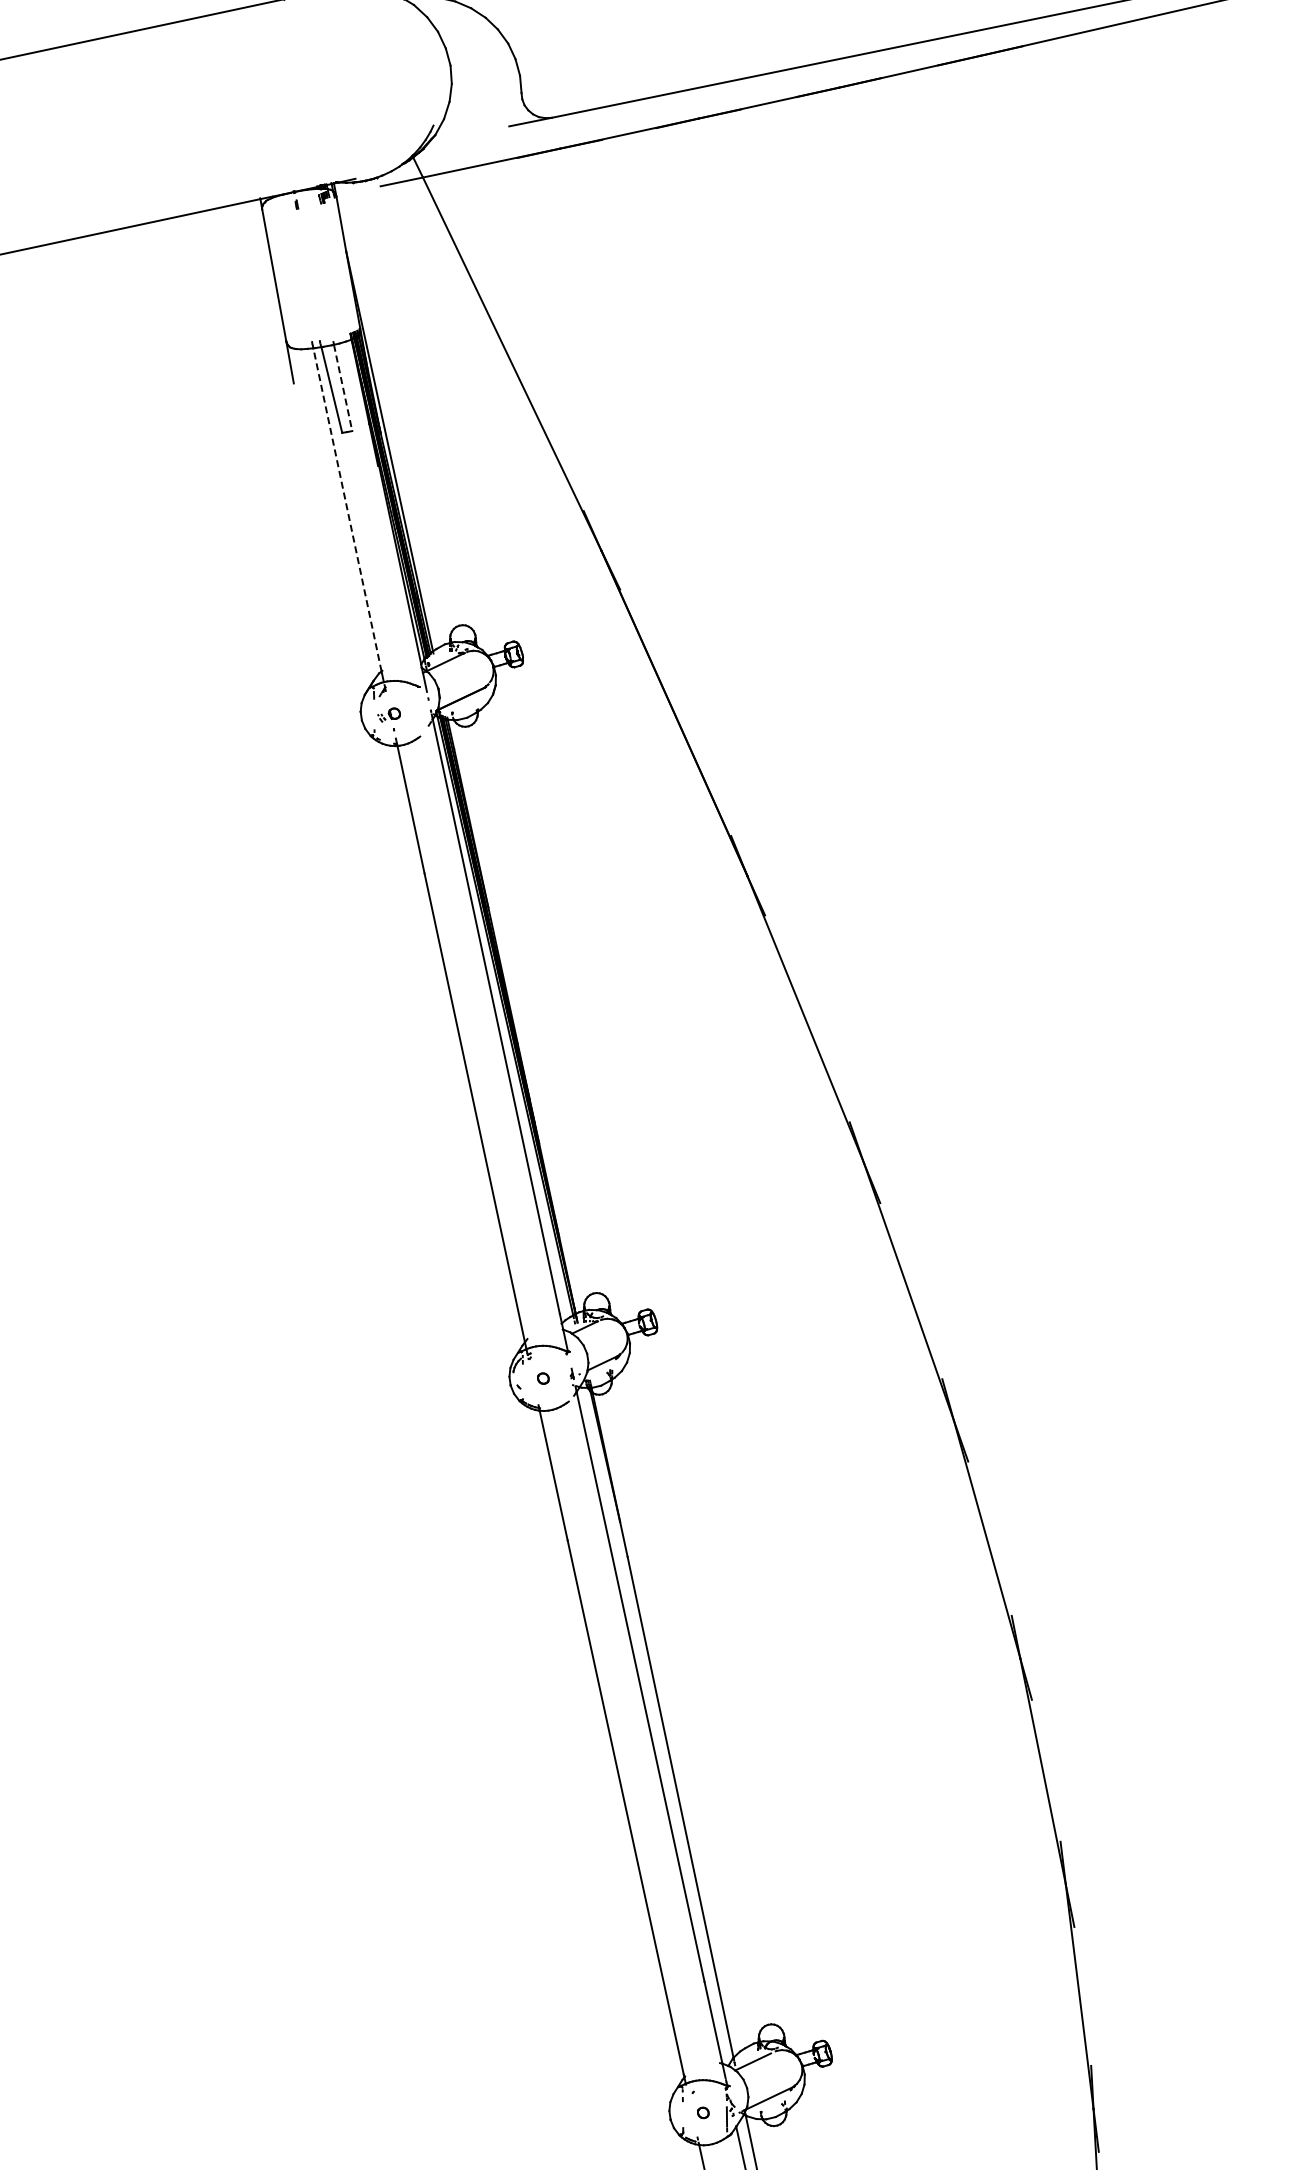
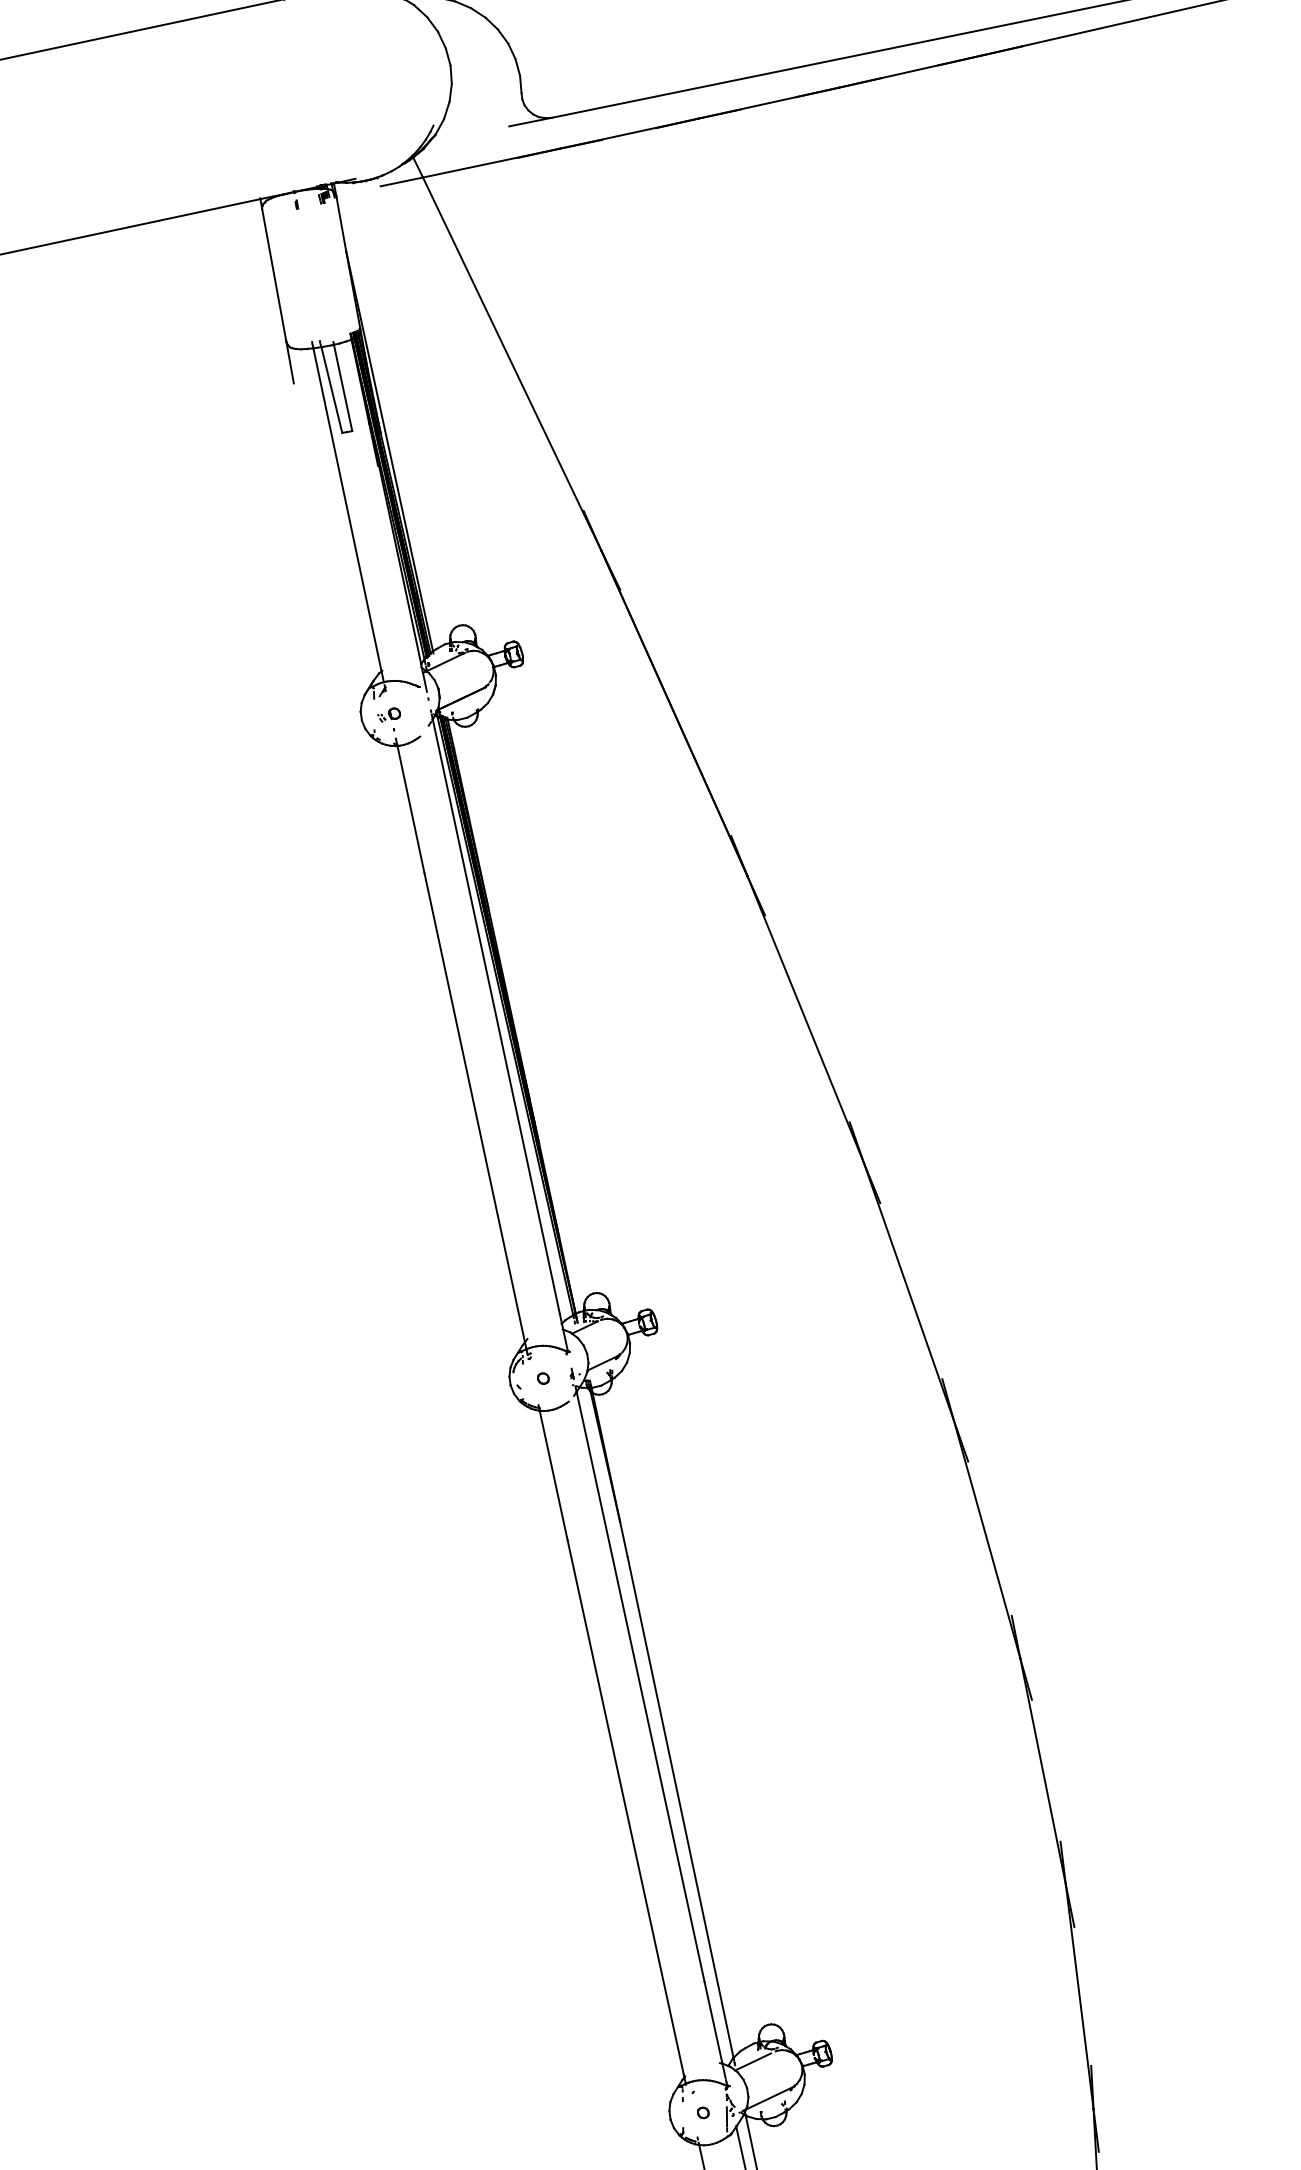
line: dashed -> solid (343, 388)
line: dashed -> solid (347, 509)
